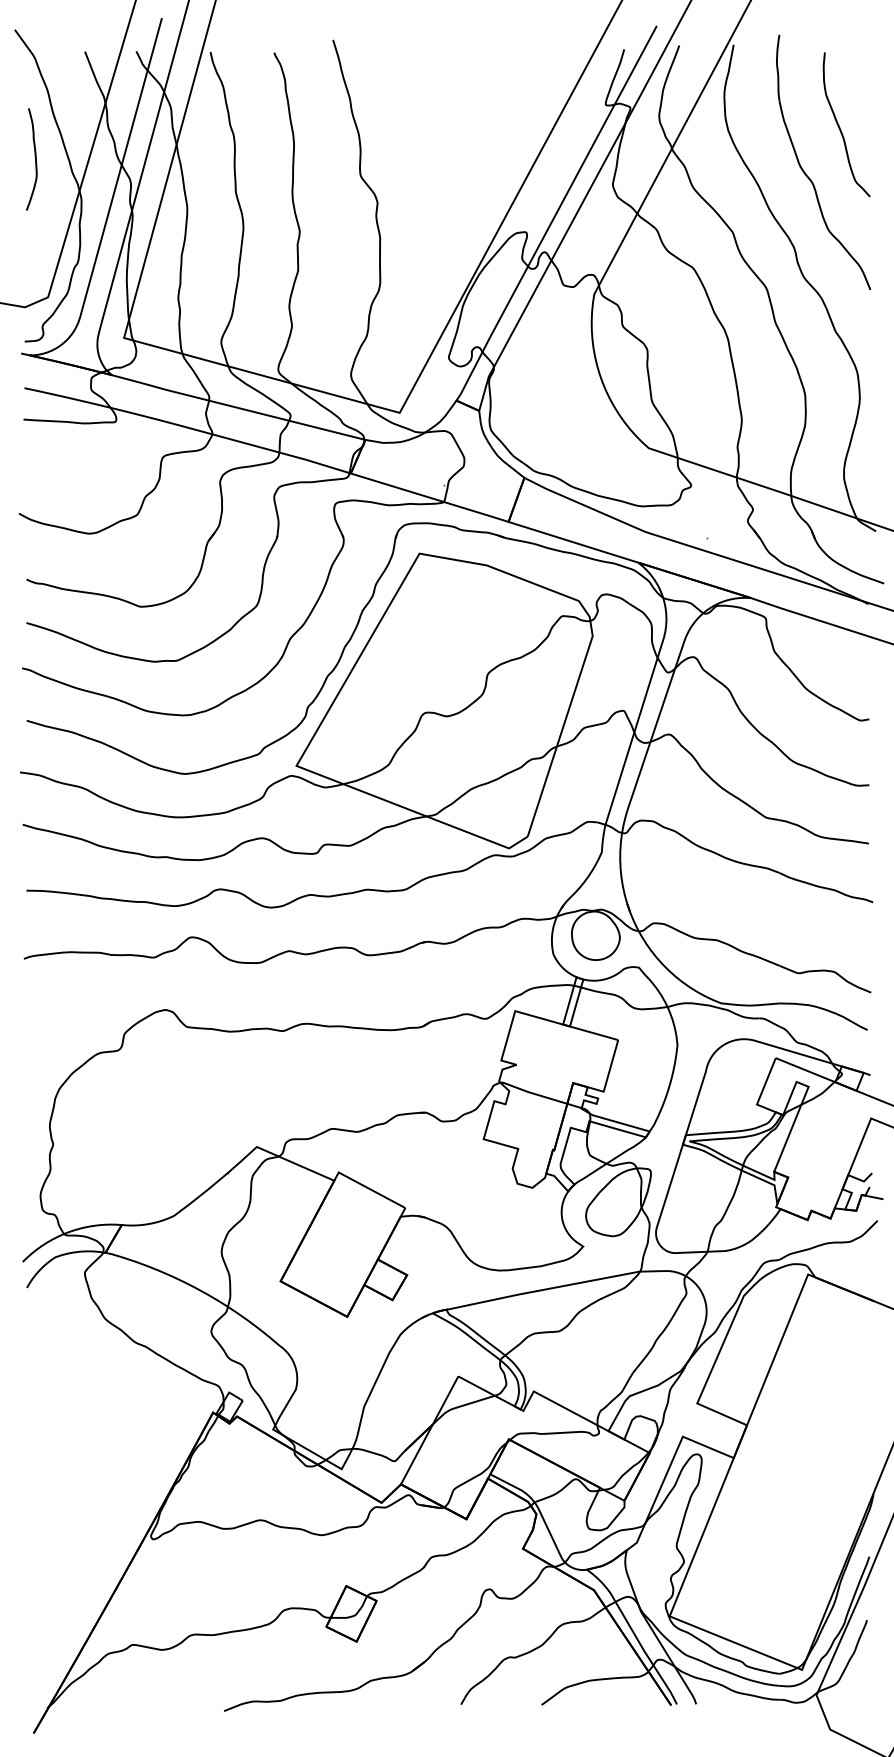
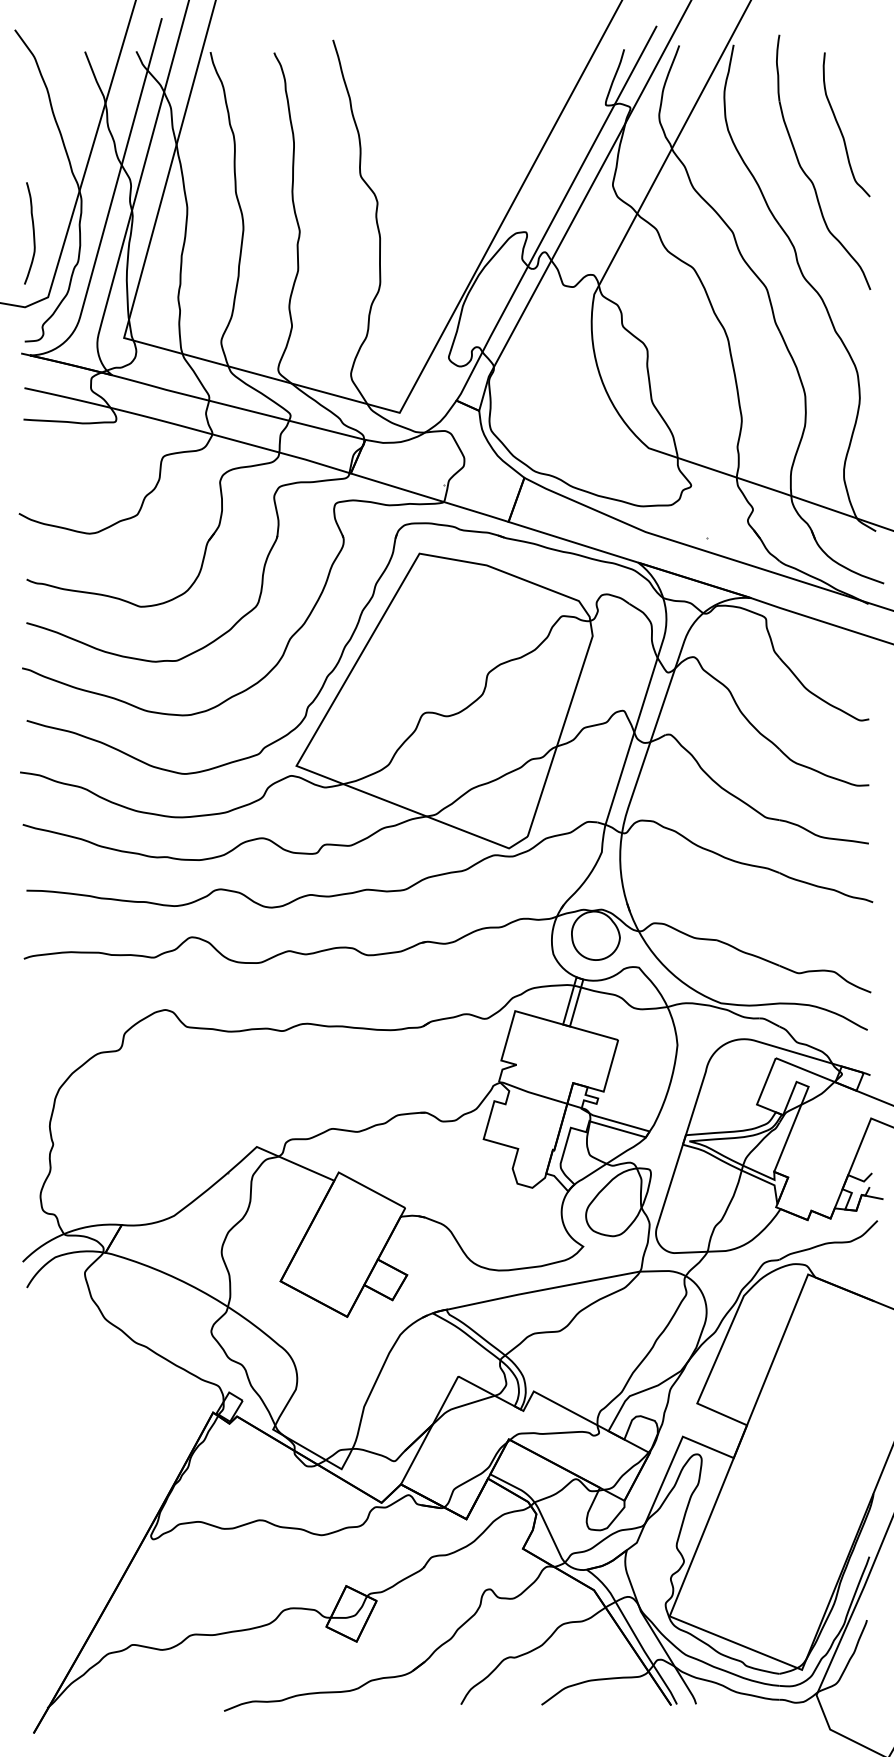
curve position: (35, 159) -> (33, 233) (33, 233)
